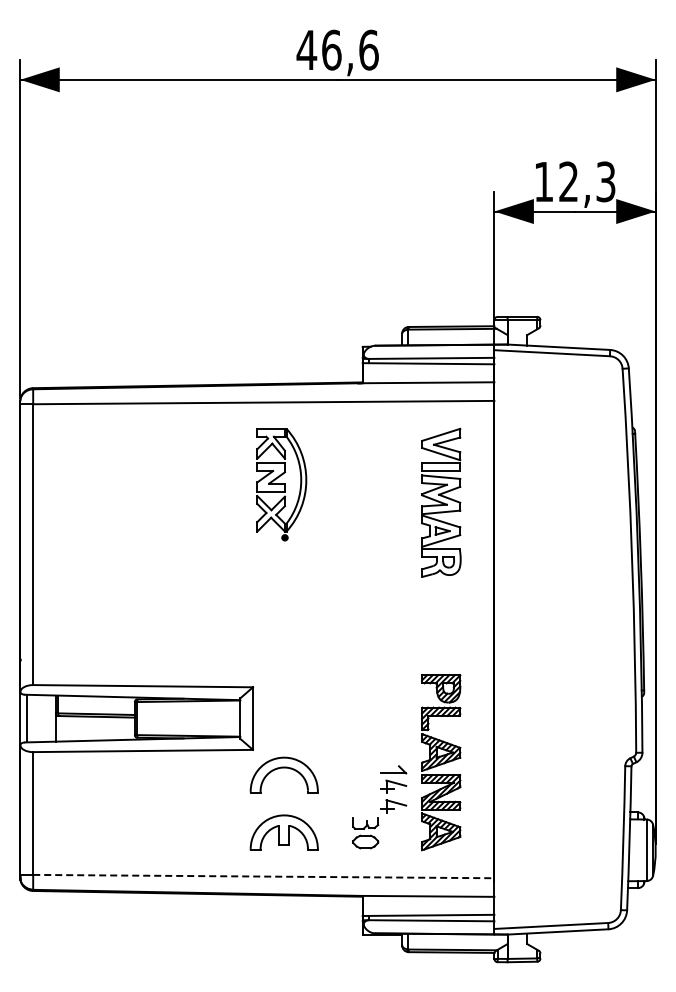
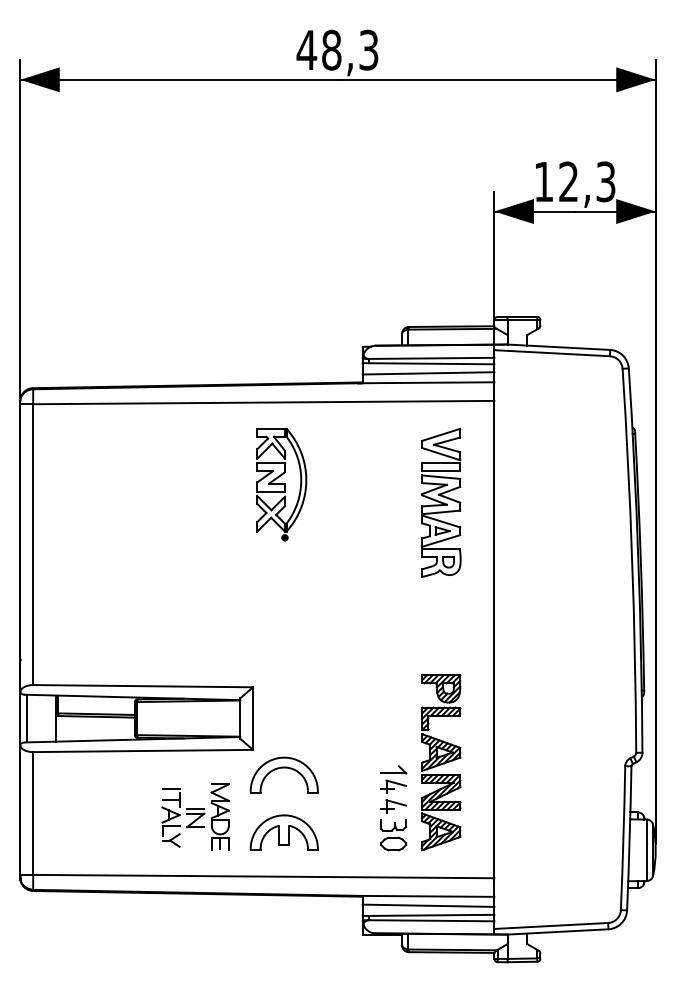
text: 46,6 -> 48,3 (350, 49)
line: none -> present (428, 373)
part: none -> present (195, 816)
part position: (365, 833) -> (393, 835) (393, 835)
line: dashed -> solid (263, 876)
line: none -> present (428, 905)
